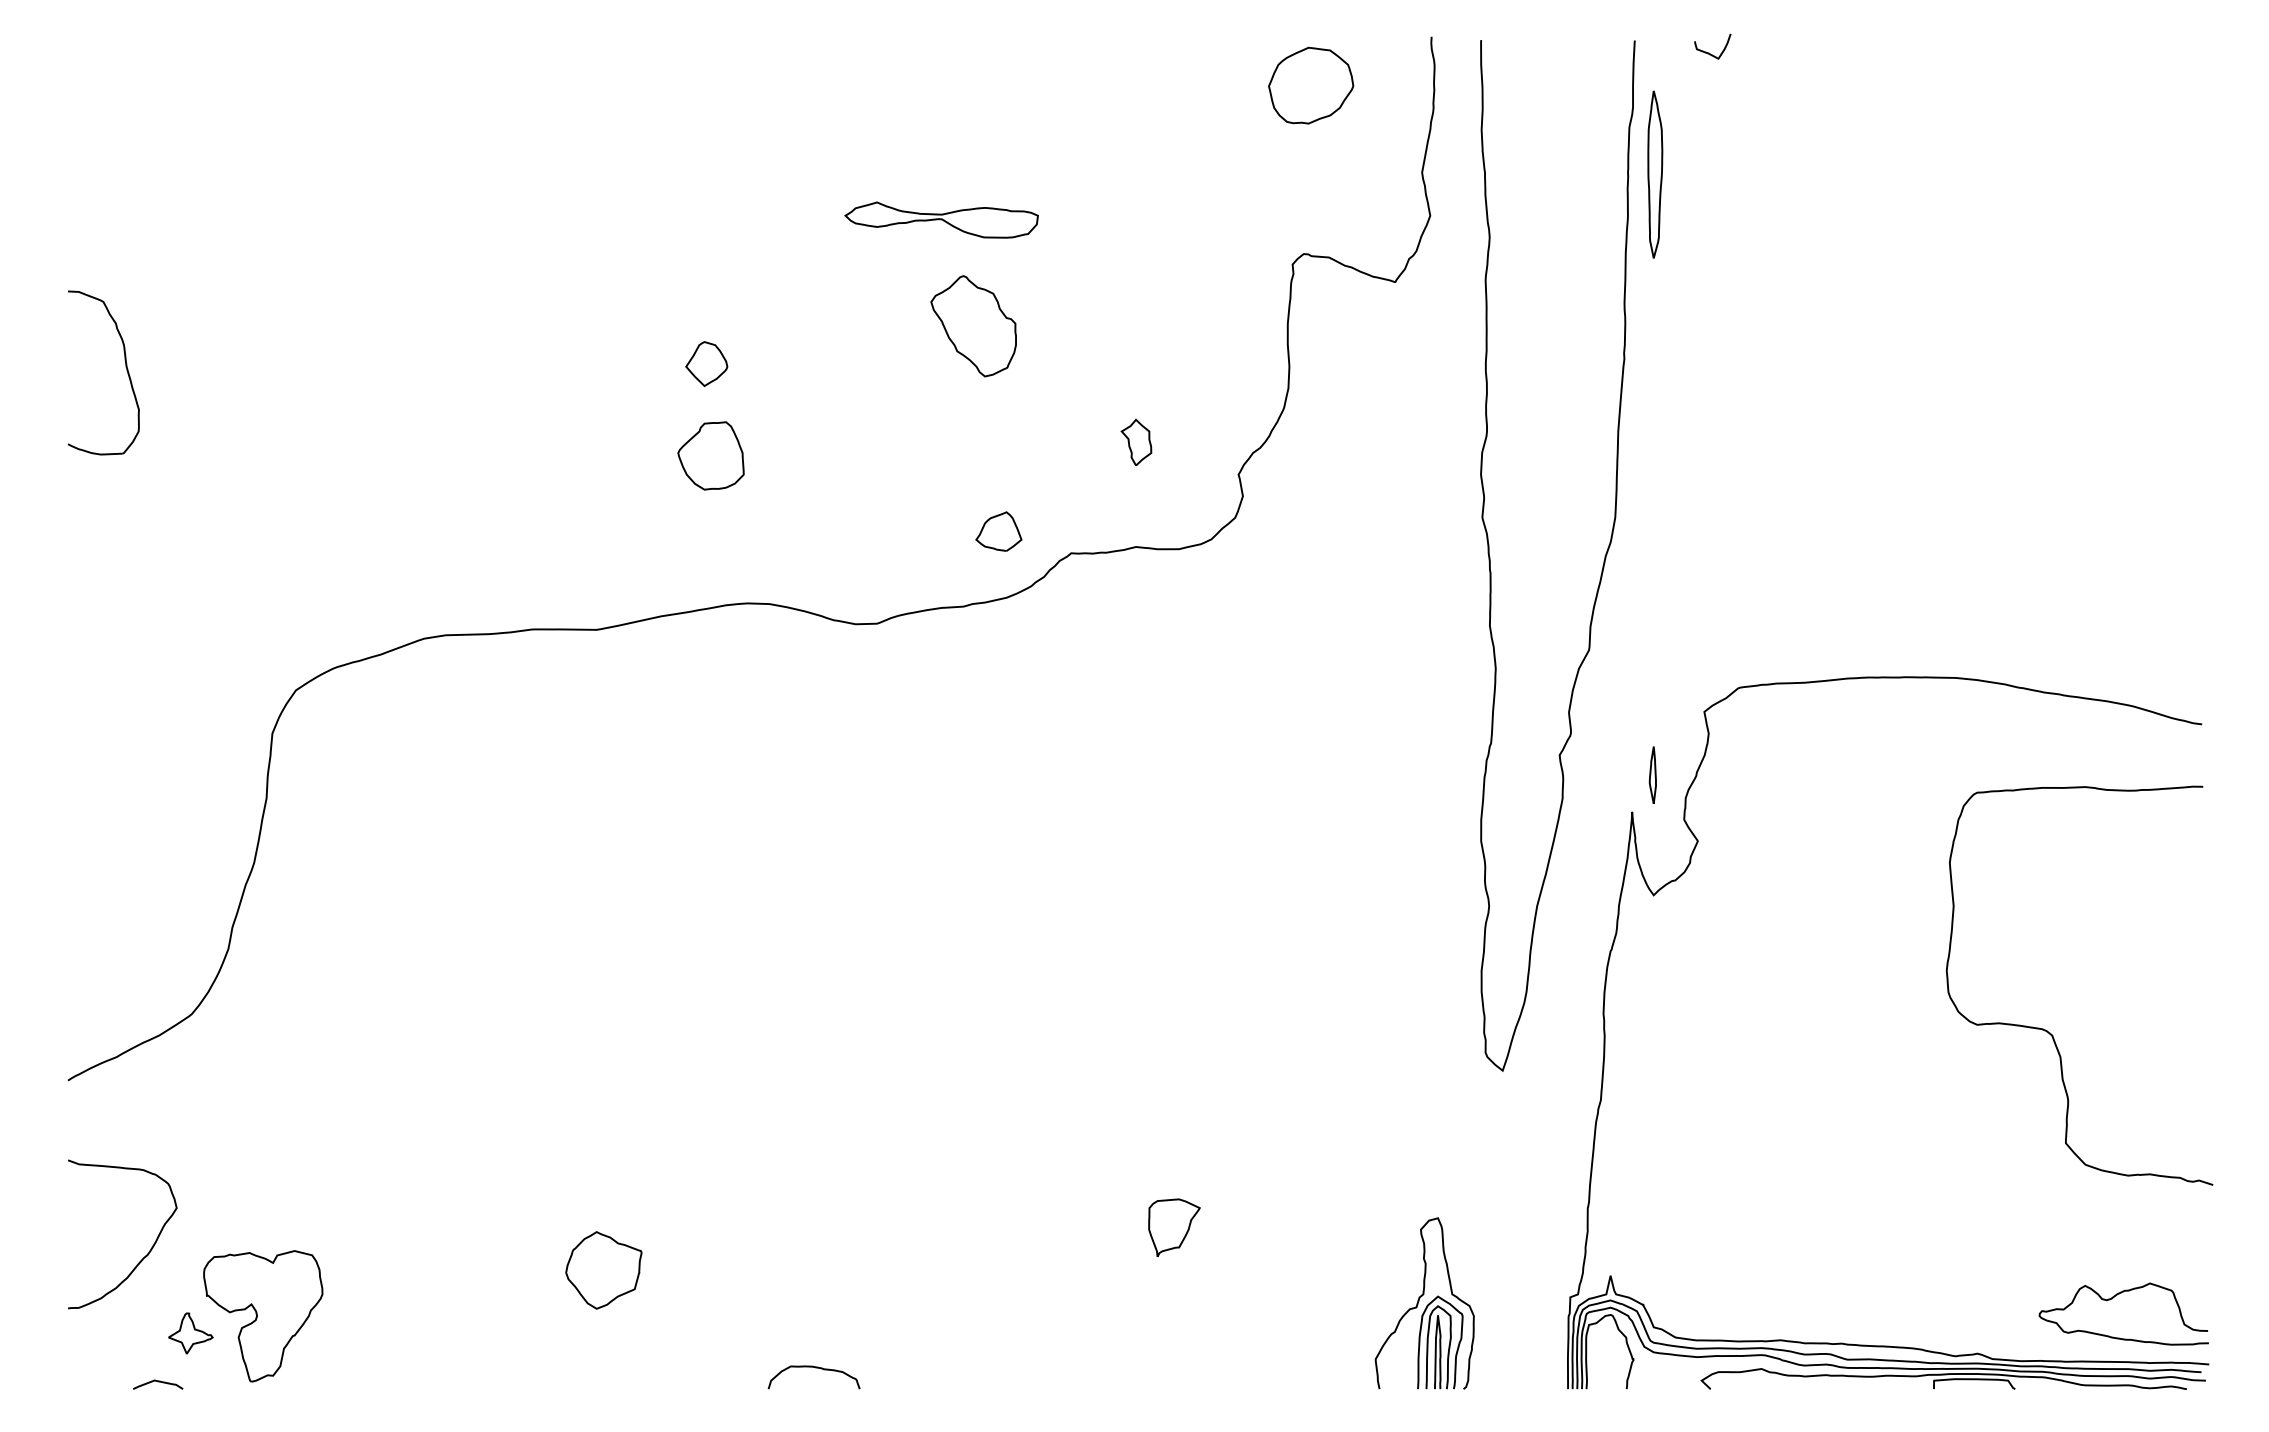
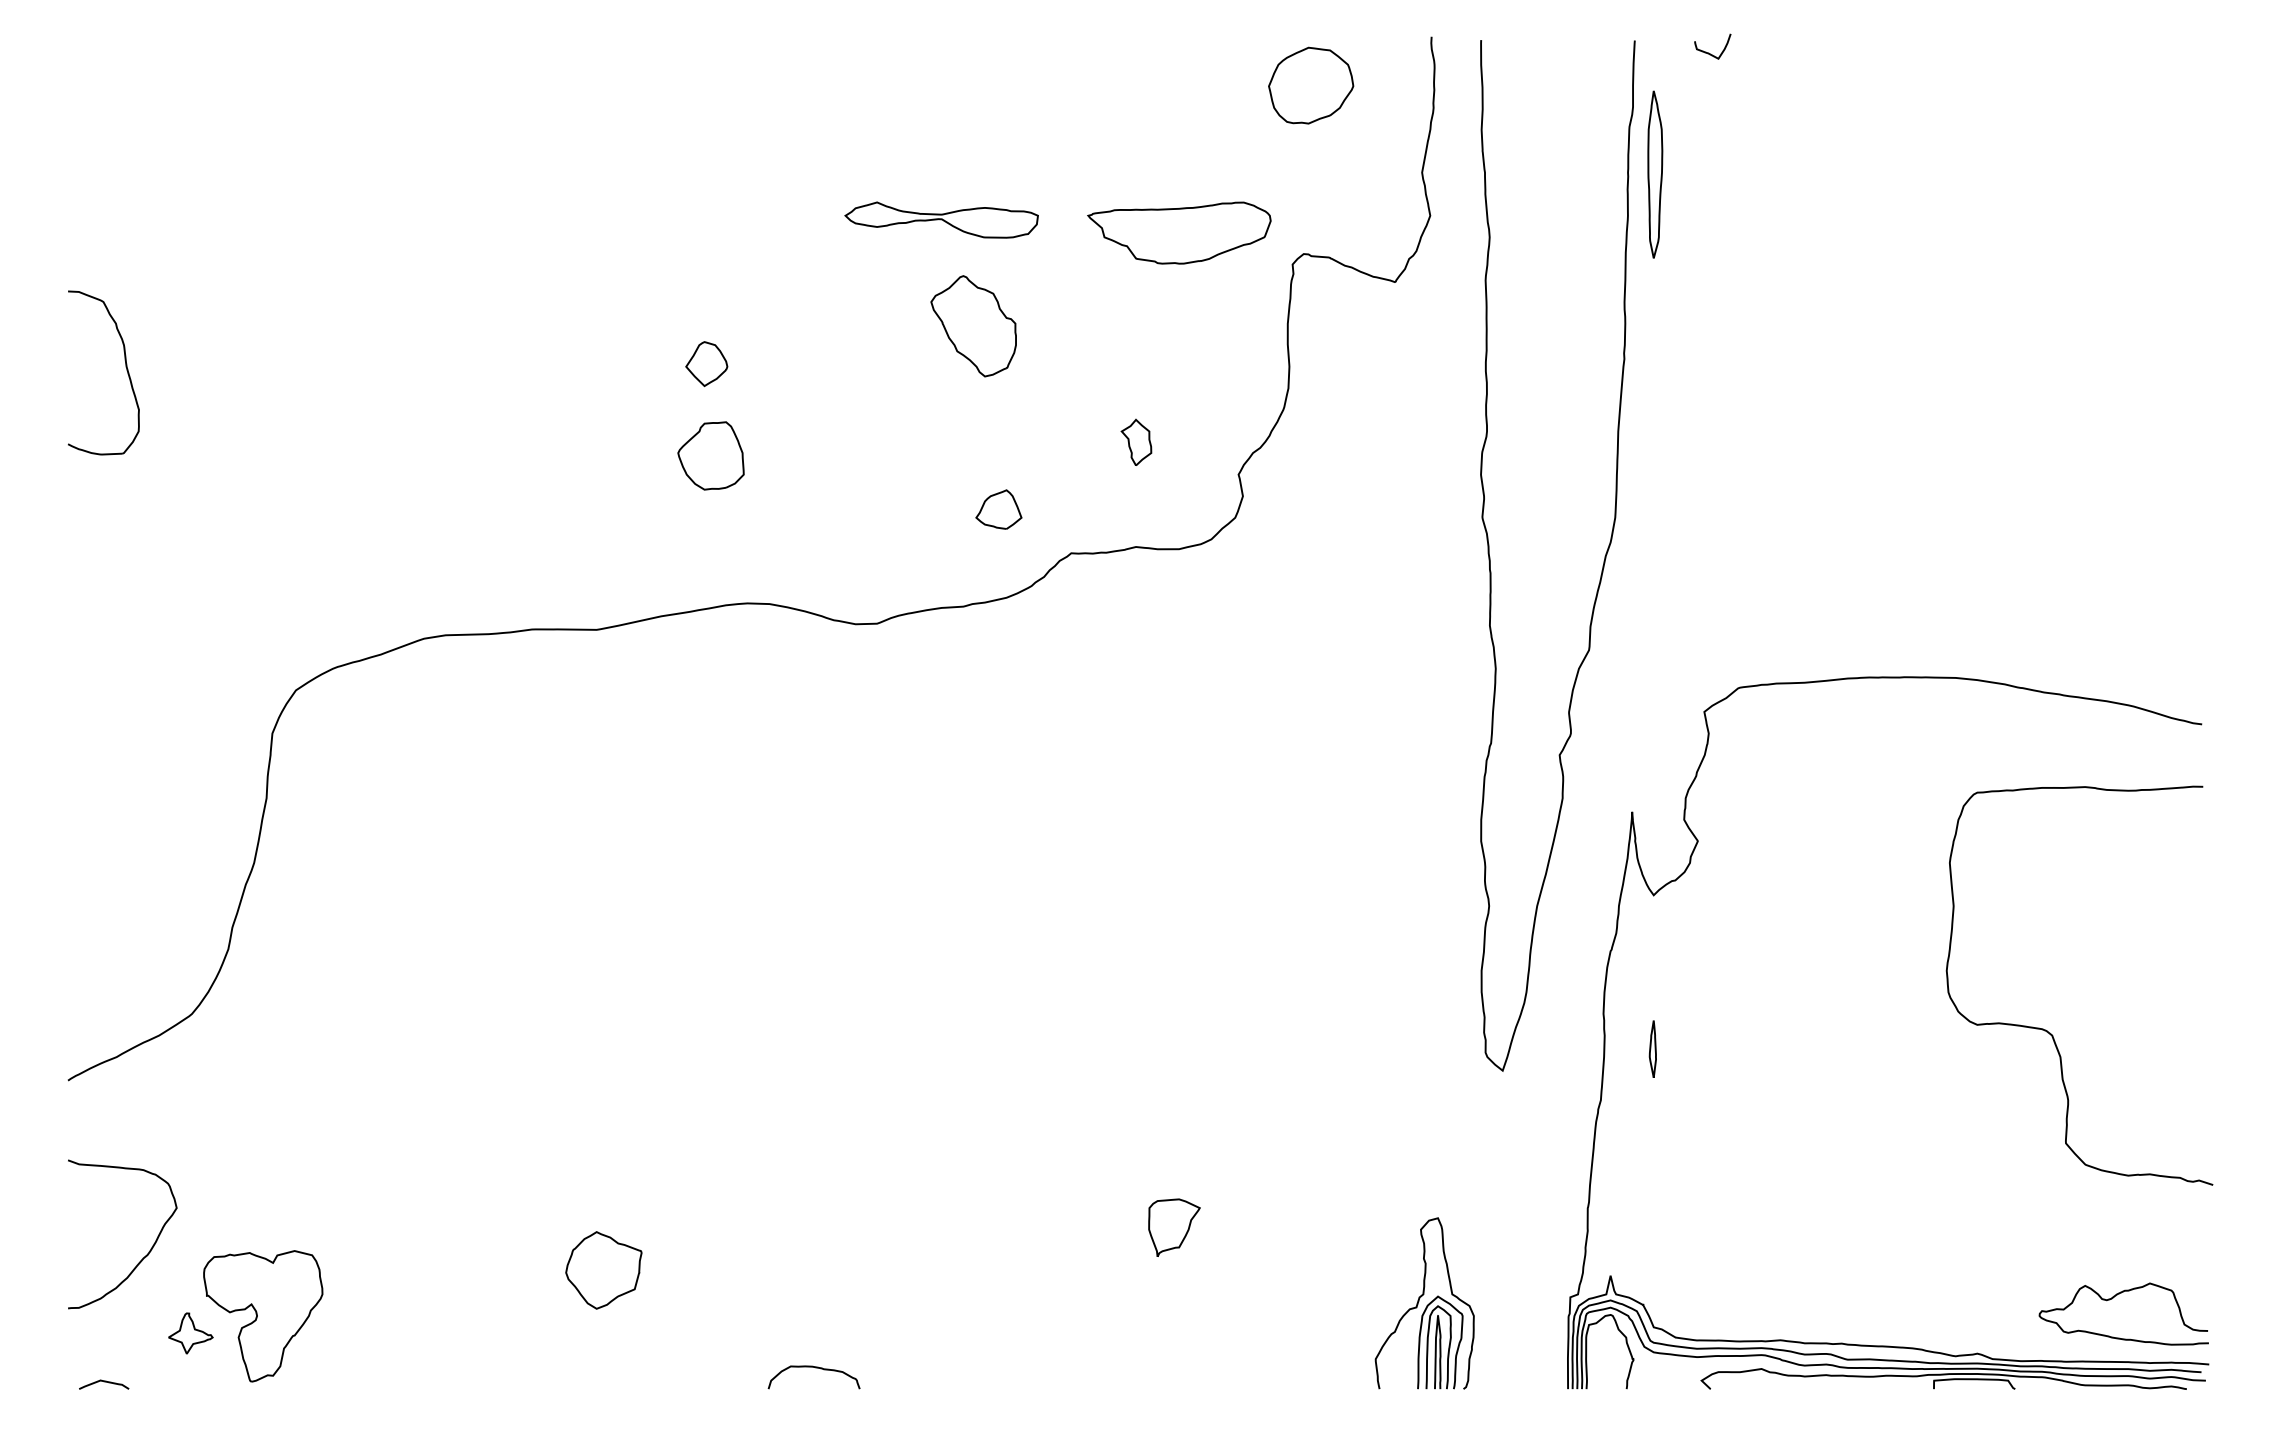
part: none -> present (1179, 232)
part position: (998, 531) -> (998, 509) (998, 509)
part position: (1652, 774) -> (1652, 1048) (1652, 1048)
curve position: (158, 1382) -> (104, 1382) (104, 1382)
